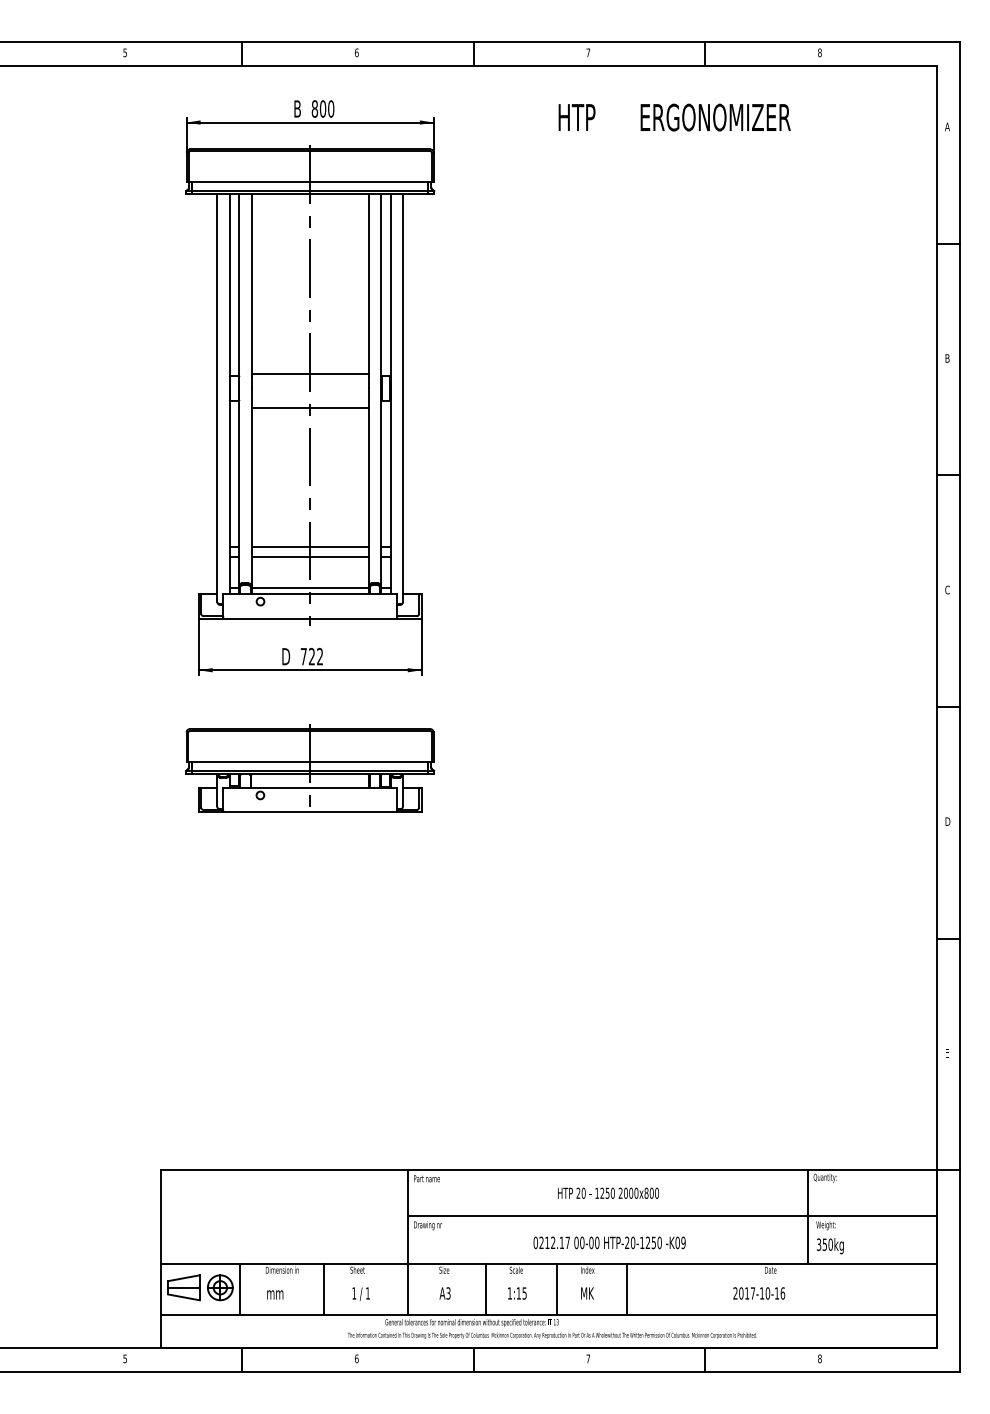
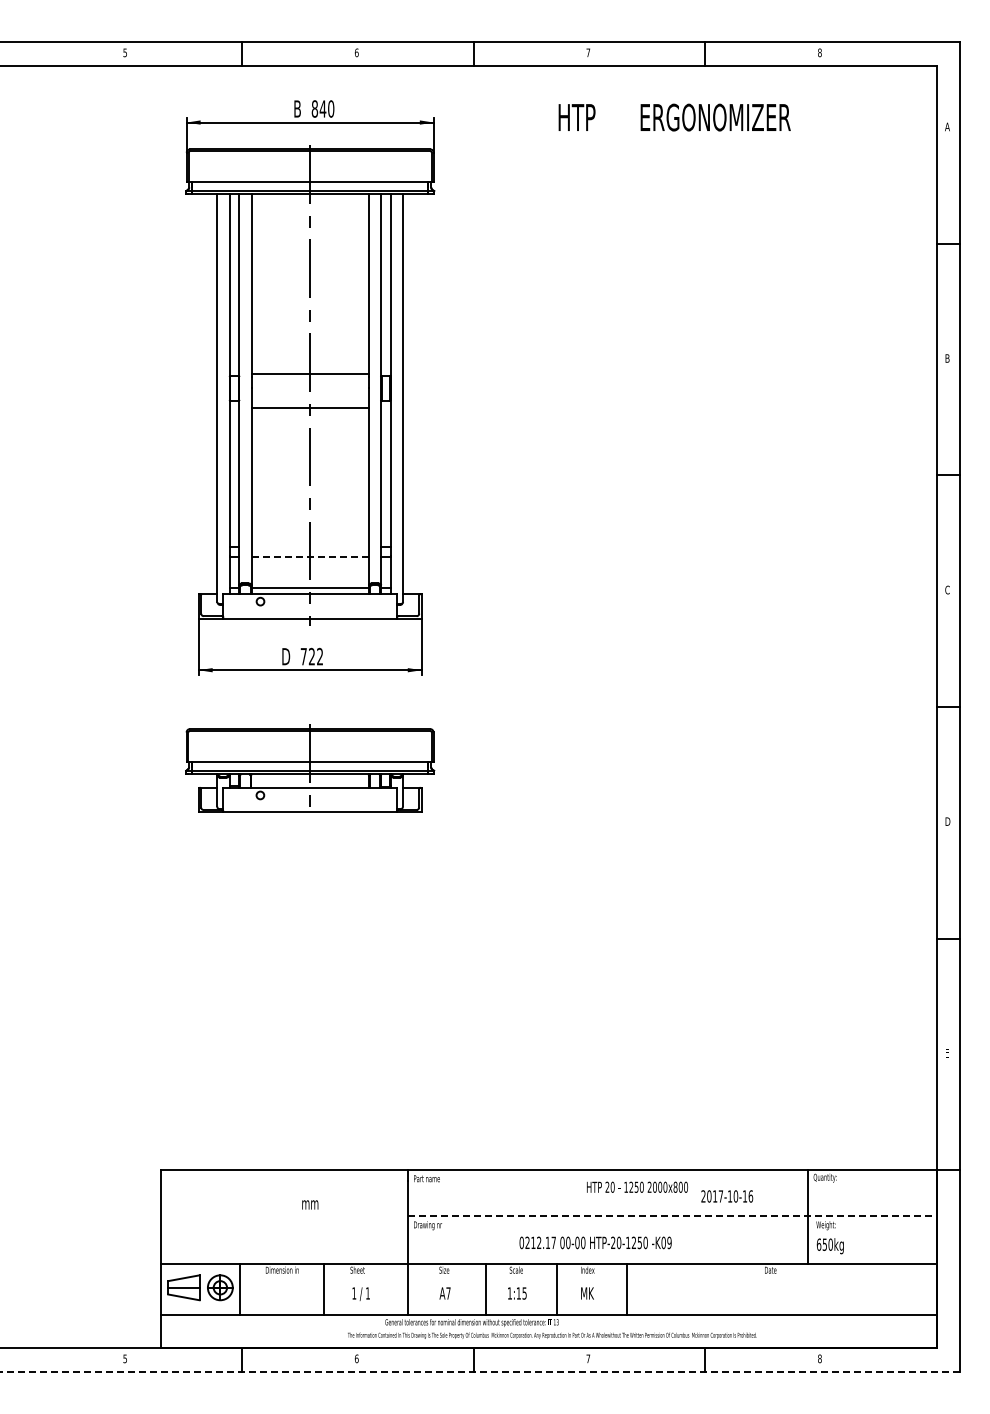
text: 800 -> 840 (322, 108)
line: present -> none (309, 546)
line: solid -> dashed (310, 557)
text position: (608, 1192) -> (637, 1186) (637, 1186)
line: solid -> dashed (673, 1215)
text position: (609, 1242) -> (595, 1242) (595, 1242)
text: 350kg -> 650kg (818, 1244)
text: A3 -> A7 (448, 1293)
text position: (759, 1293) -> (727, 1196) (727, 1196)
text position: (275, 1294) -> (310, 1204) (310, 1204)
line: solid -> dashed (480, 1371)
